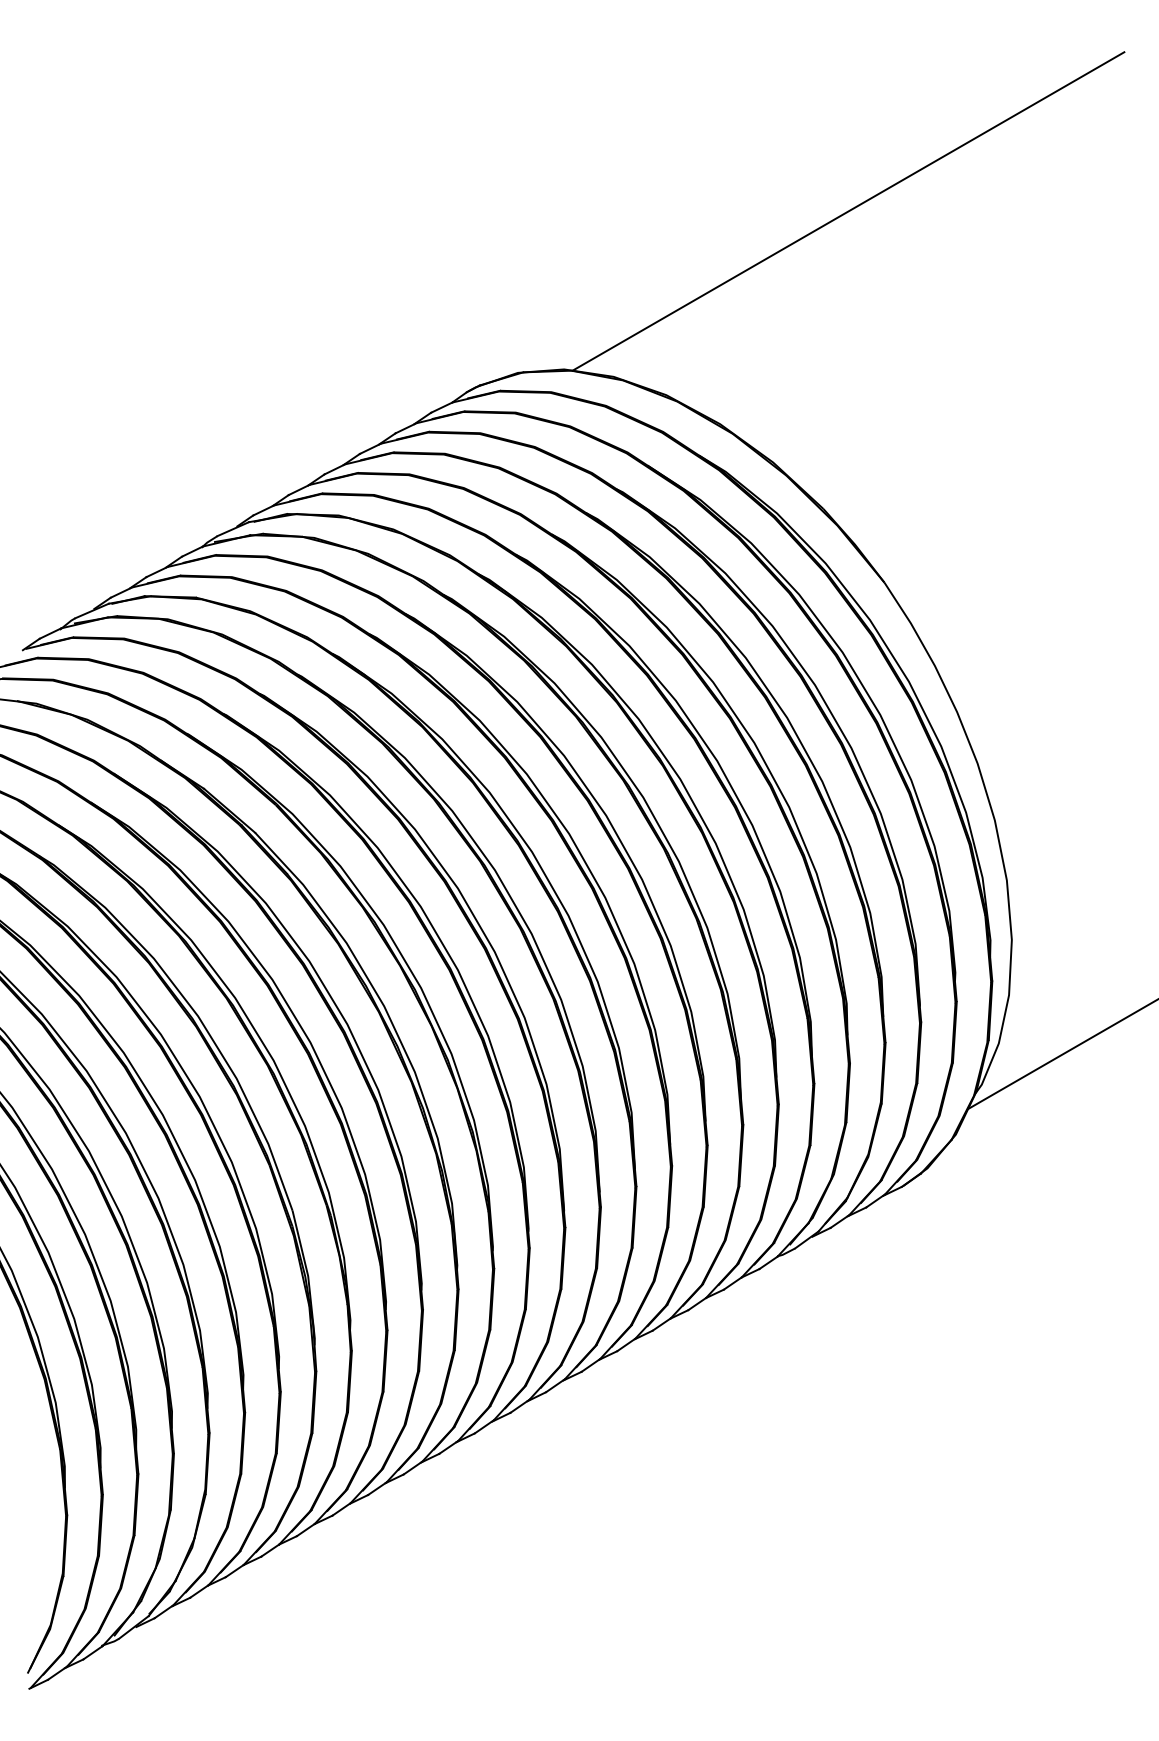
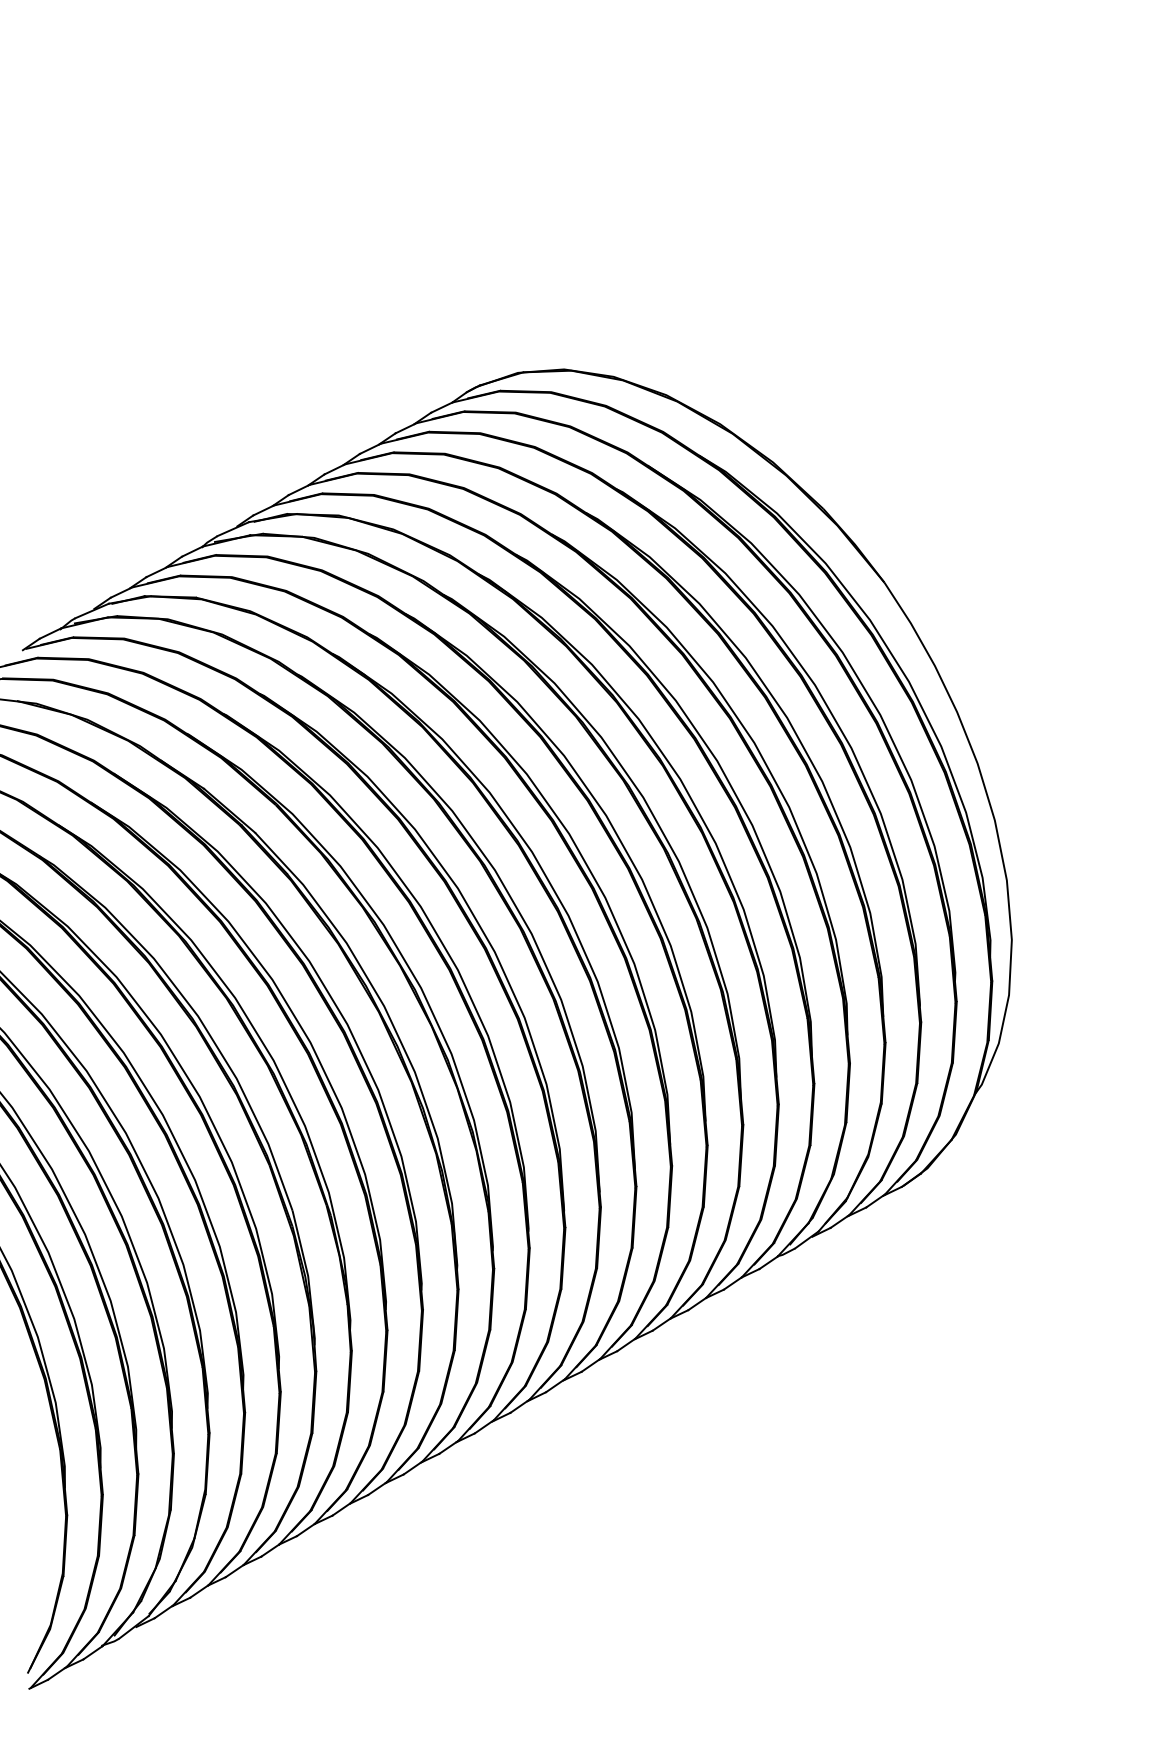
line: present -> none (848, 211)
line: present -> none (1061, 1054)
